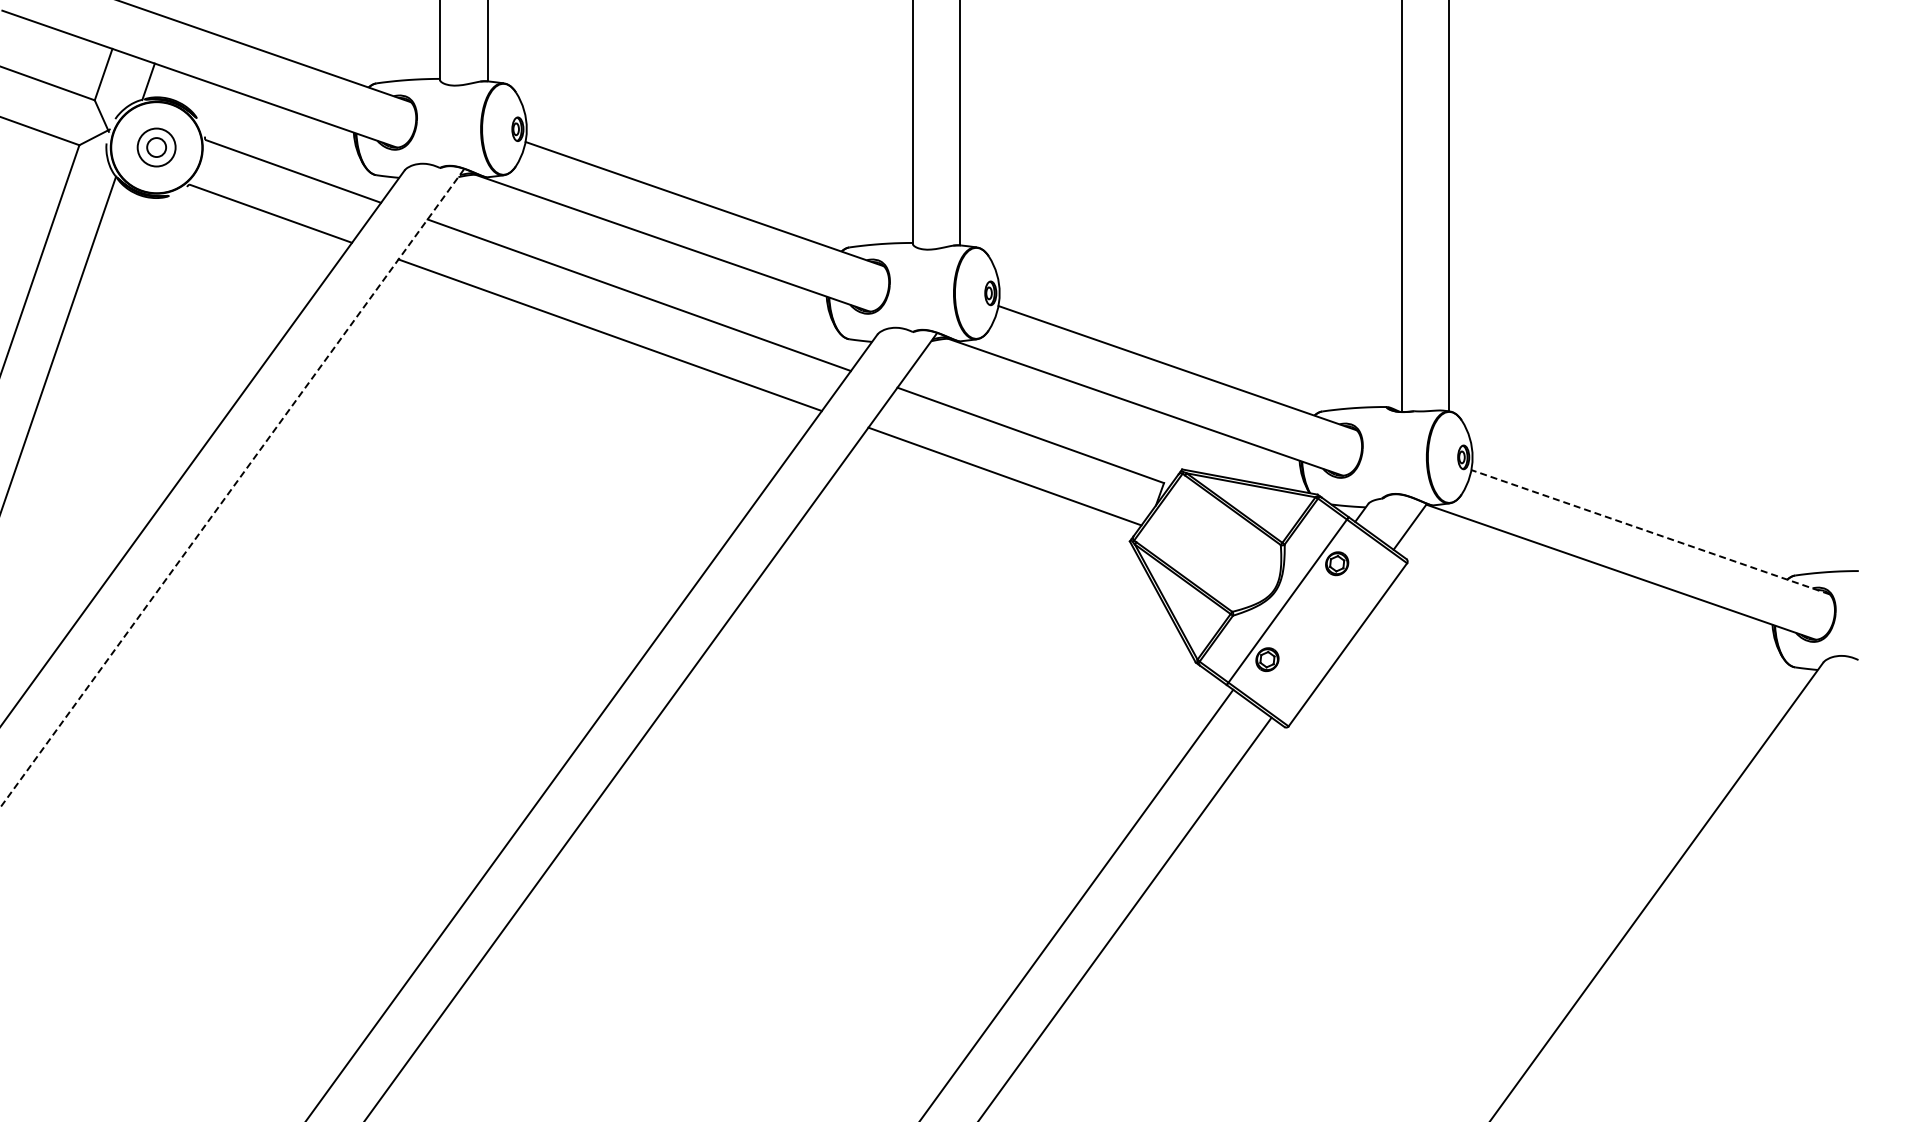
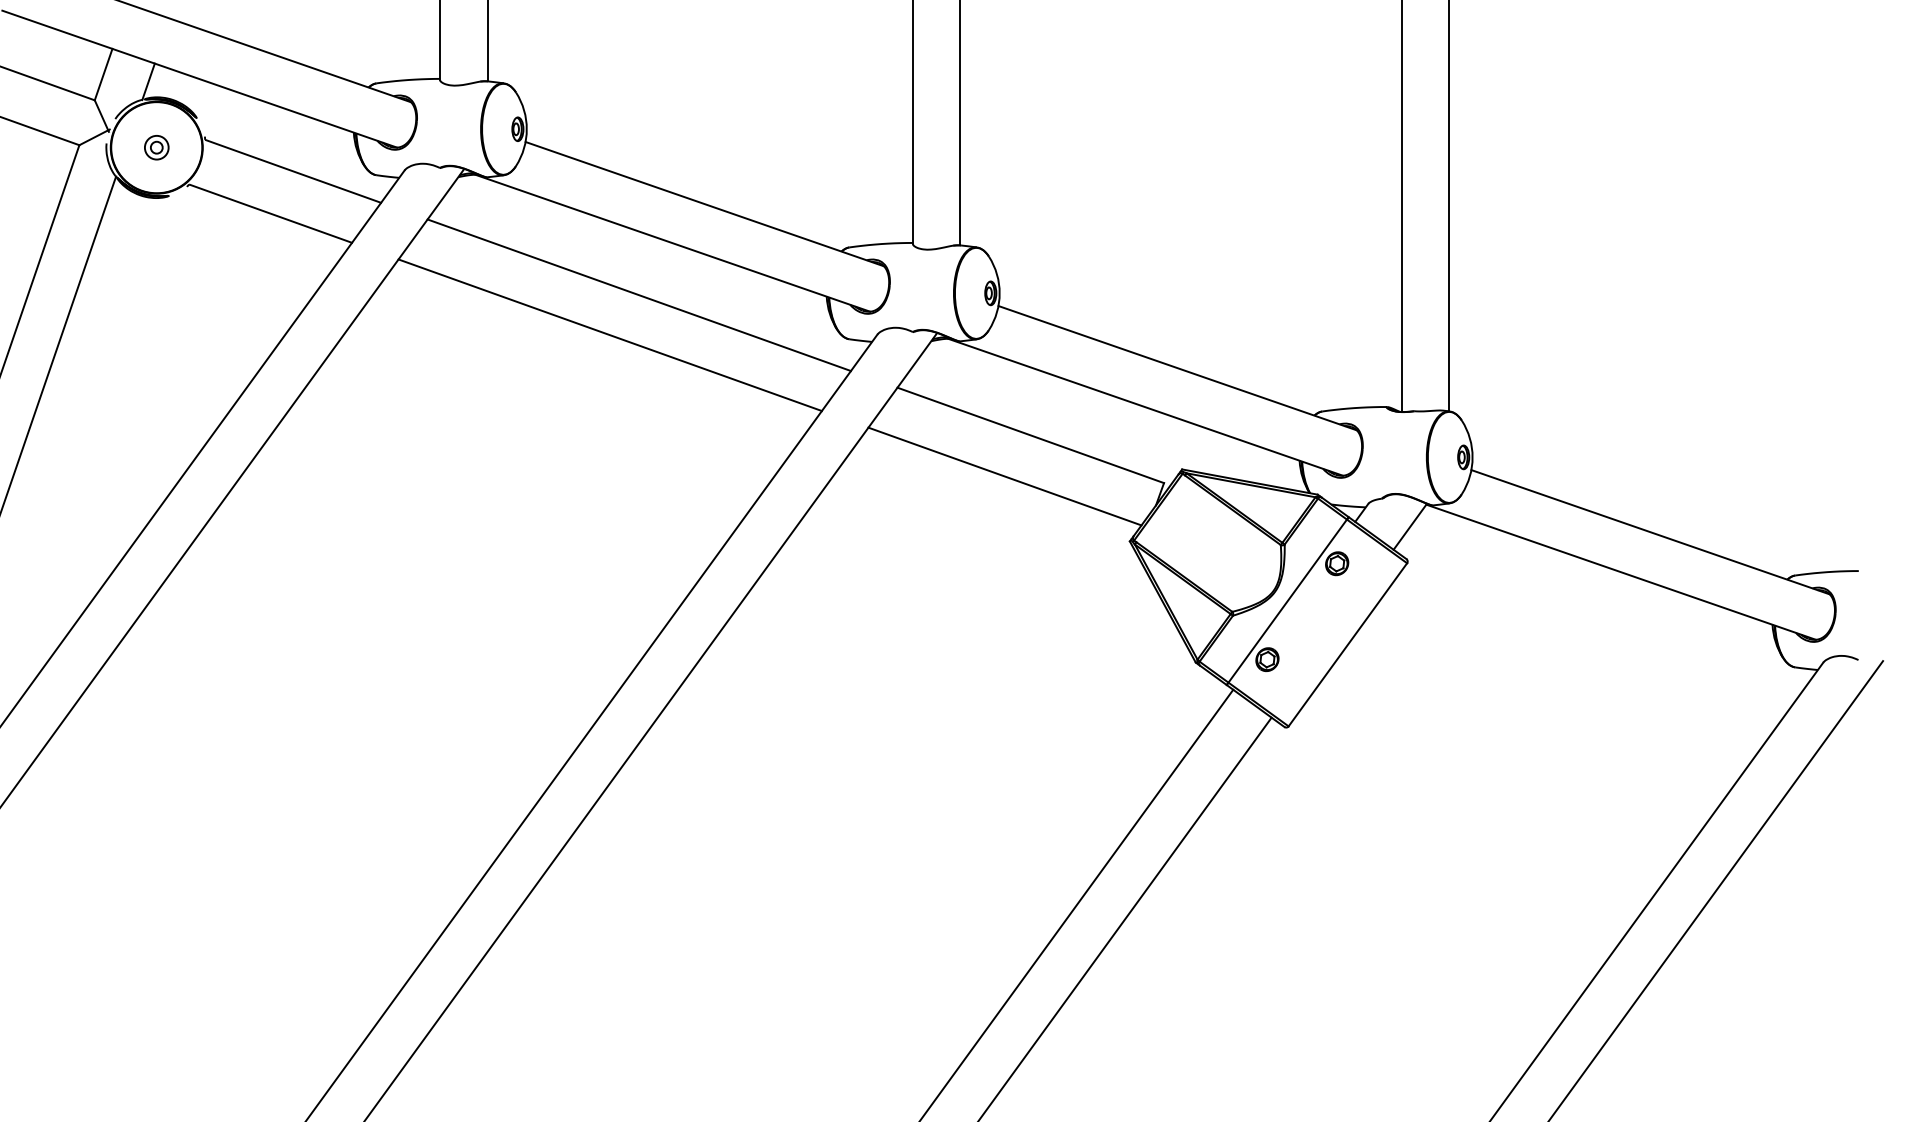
part size: 41x41 px -> 26x26 px (156, 147)
line: dashed -> solid (232, 488)
line: dashed -> solid (1650, 532)
line: none -> present (1716, 889)
